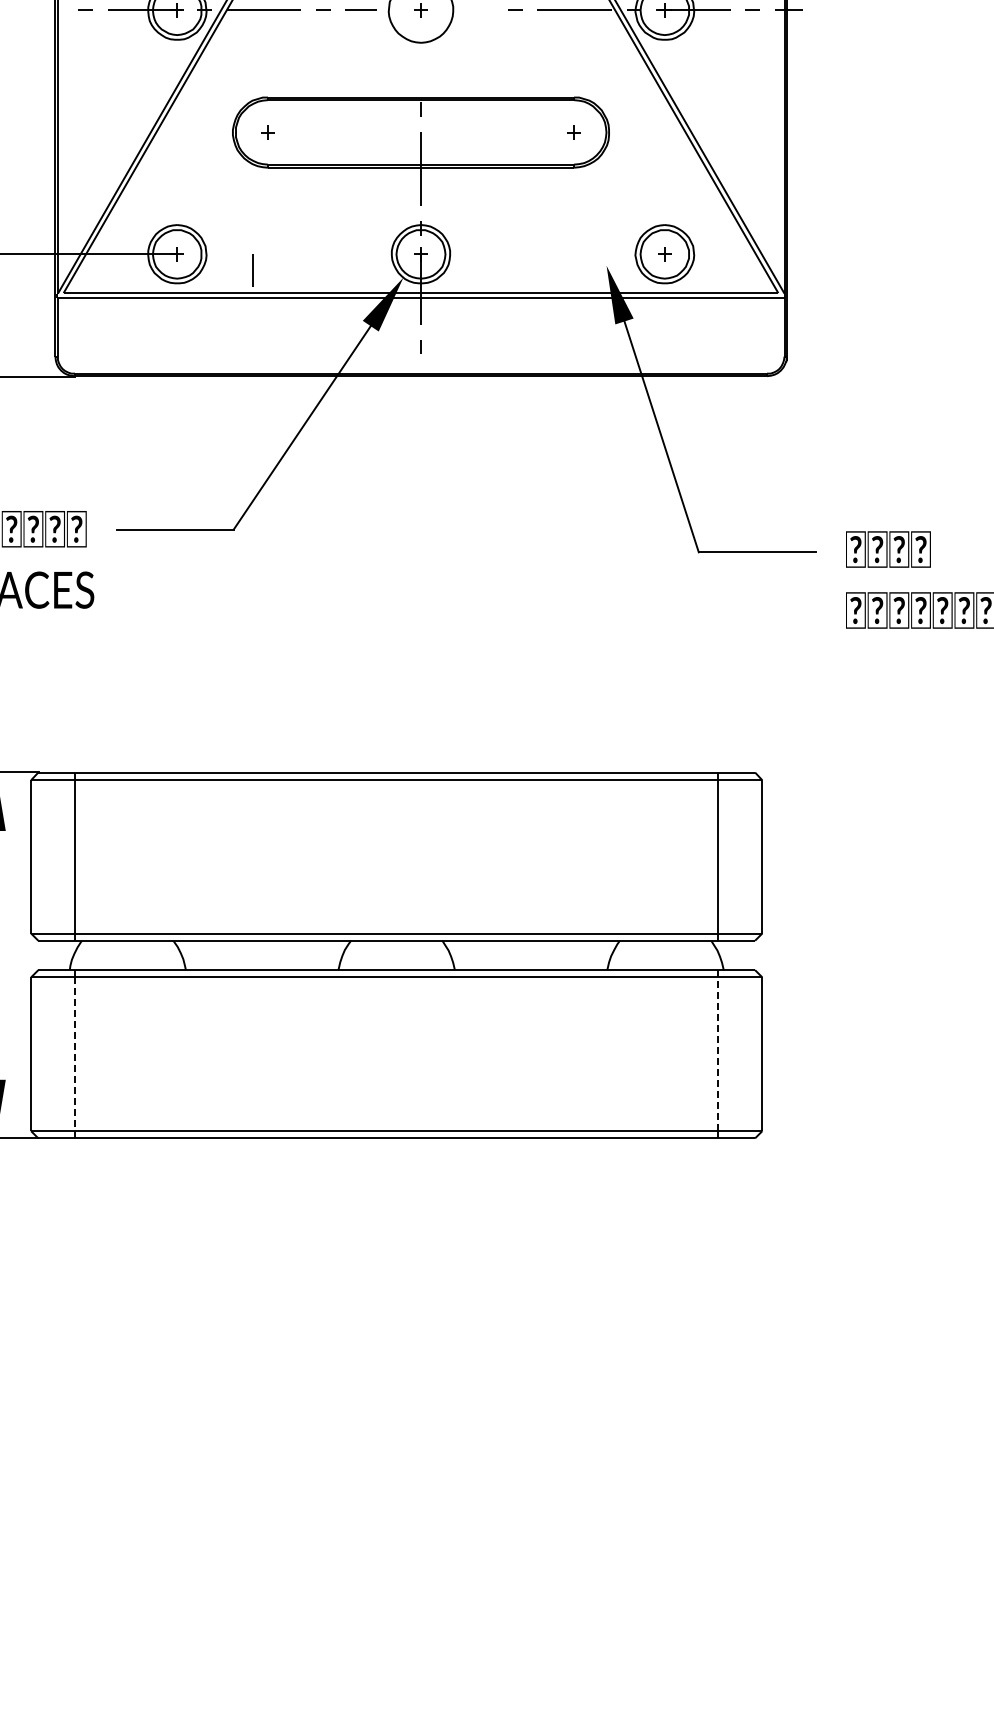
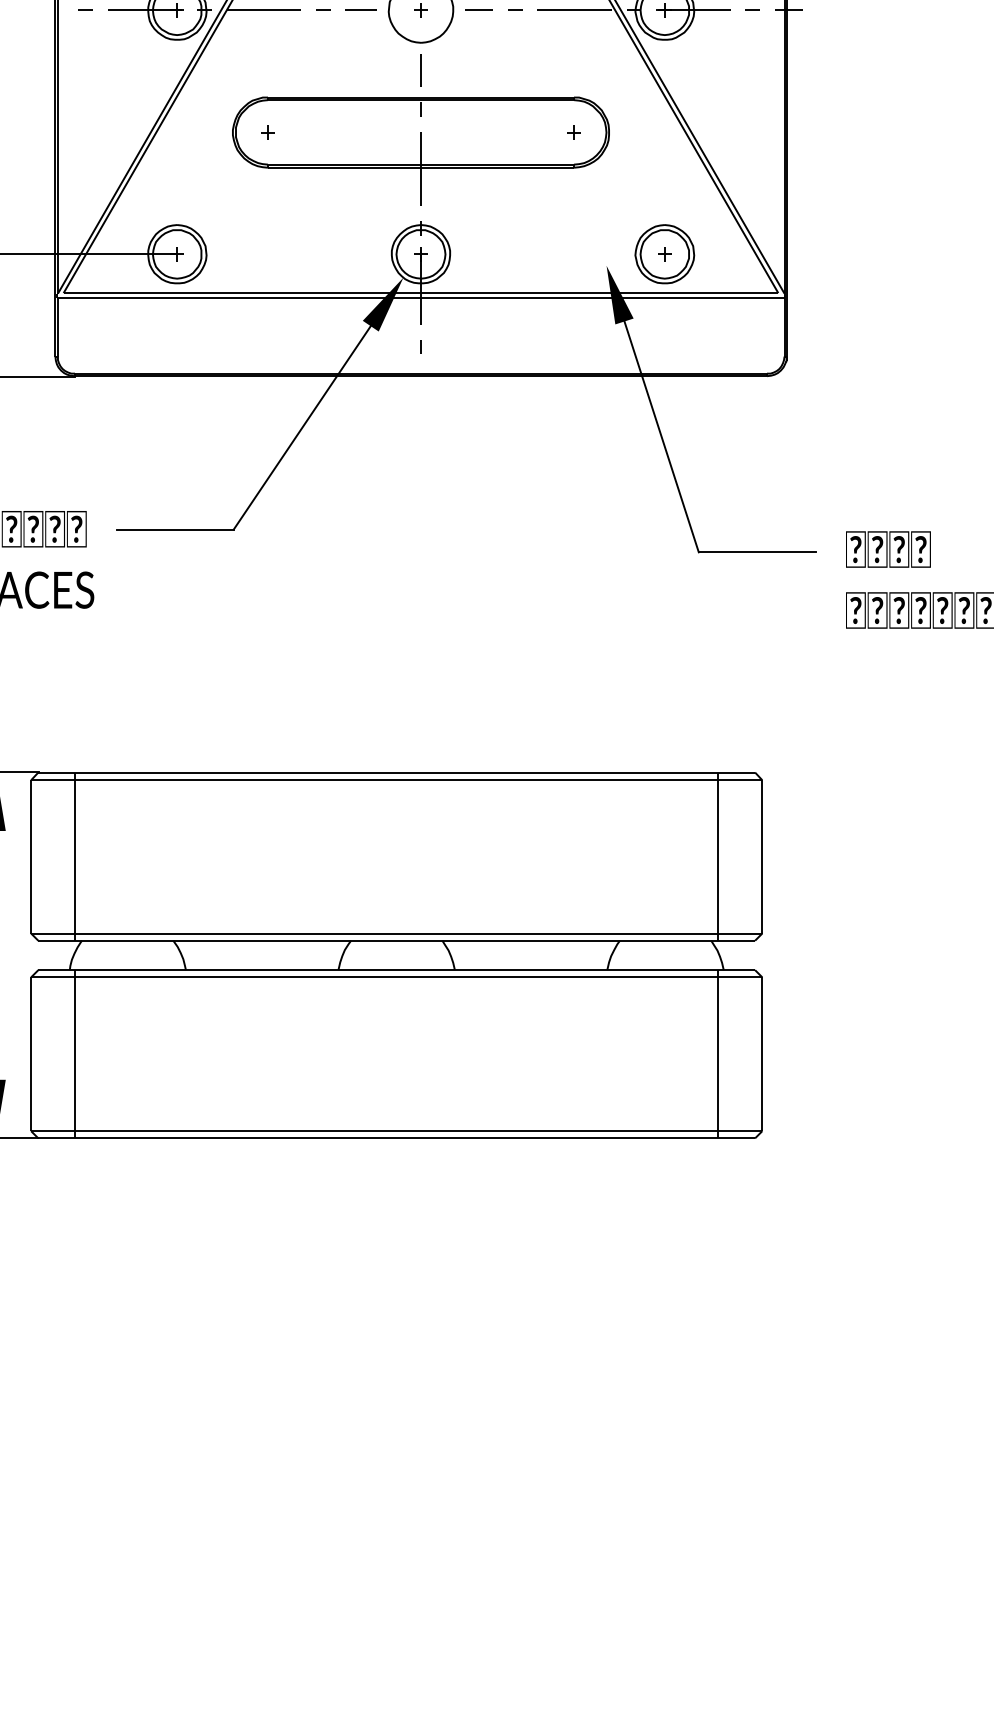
line: none -> present (478, 9)
line position: (252, 270) -> (420, 70) (420, 70)
line: dashed -> solid (75, 1054)
line: dashed -> solid (718, 1054)
